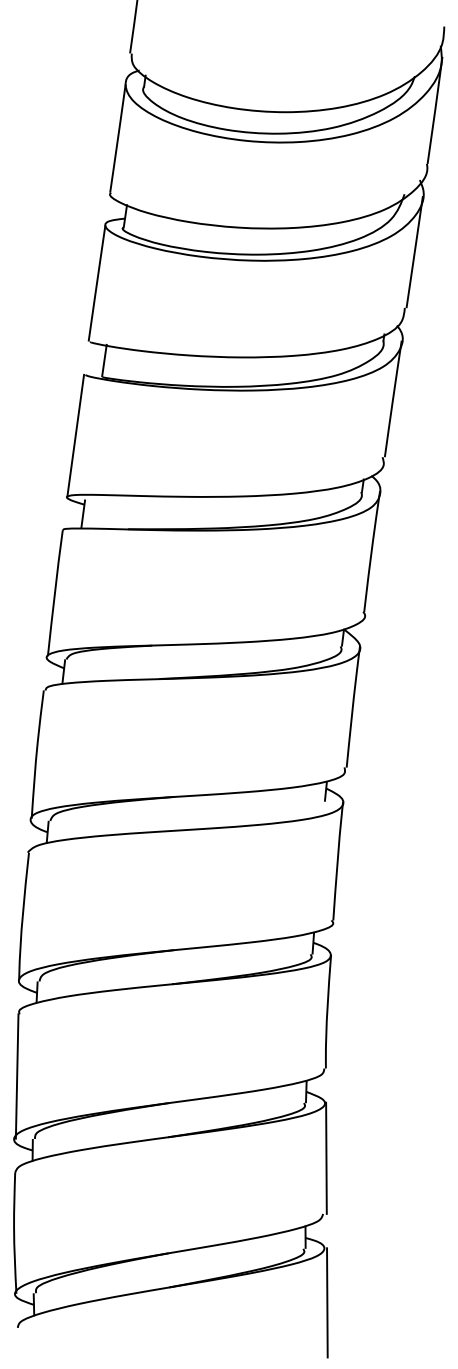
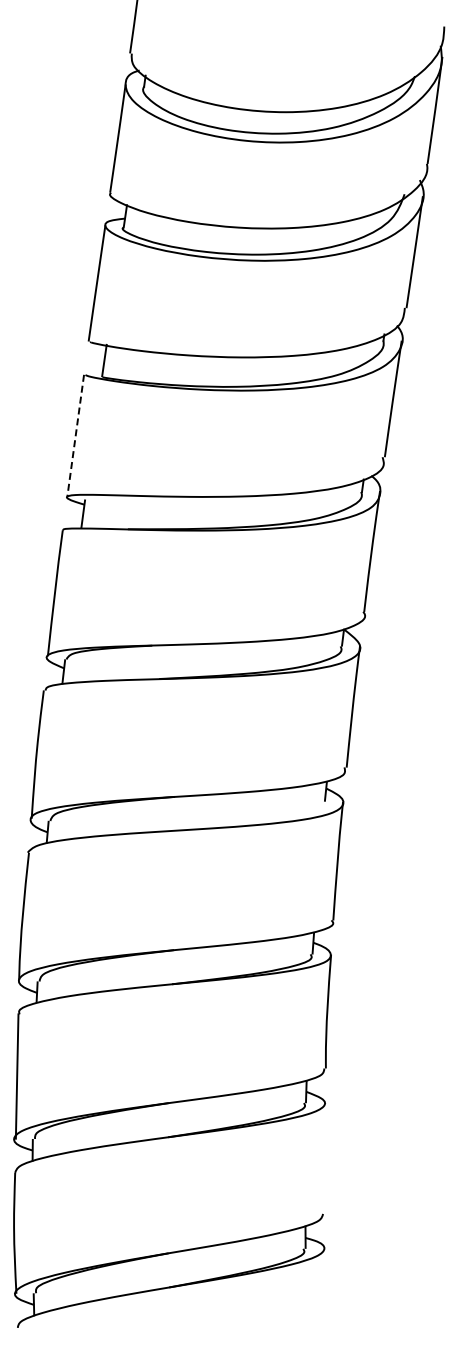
line: solid -> dashed (75, 436)
line: present -> none (326, 1157)
line: present -> none (327, 1302)
